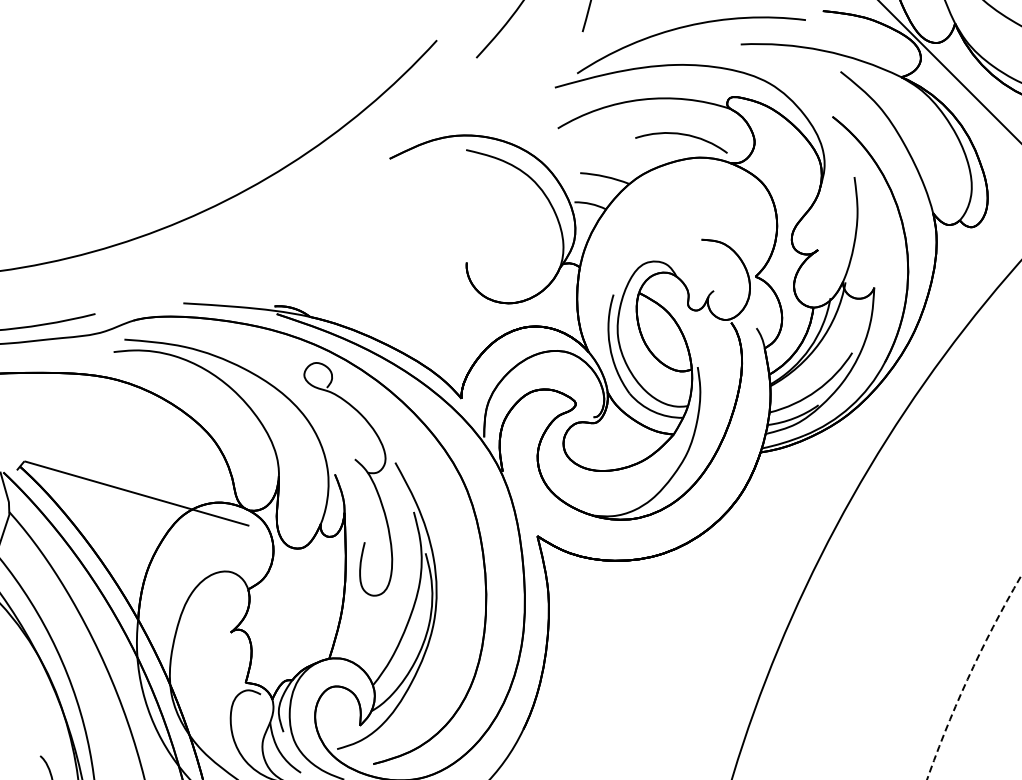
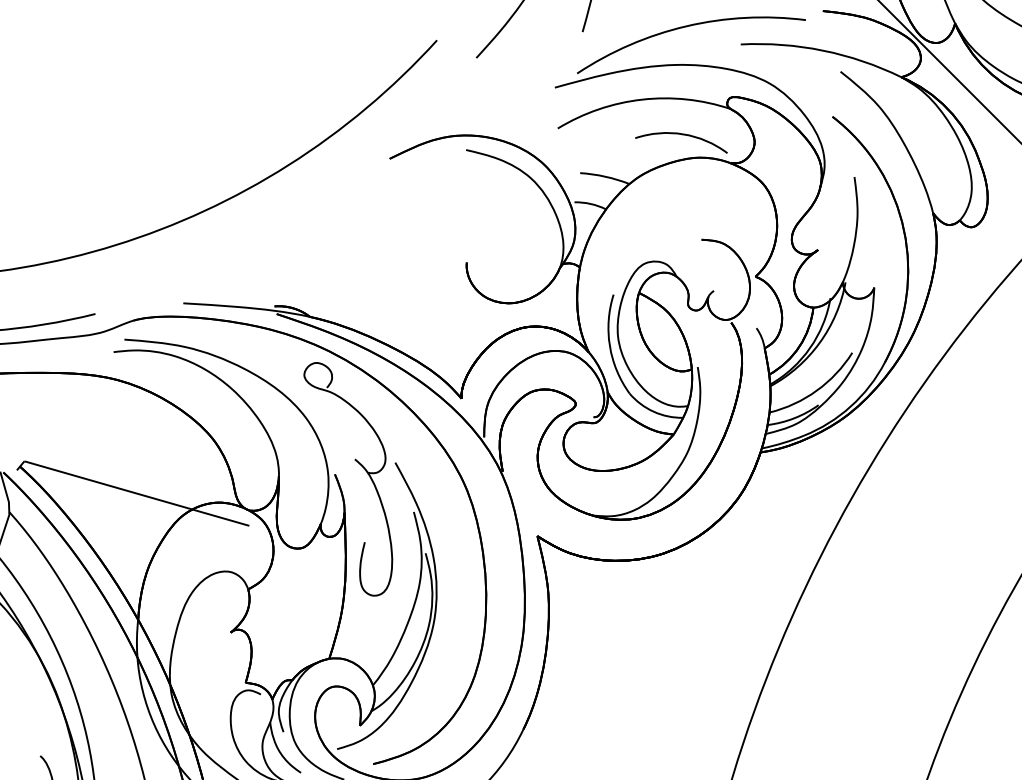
line: dashed -> solid (969, 675)
